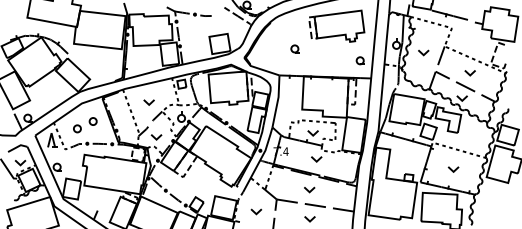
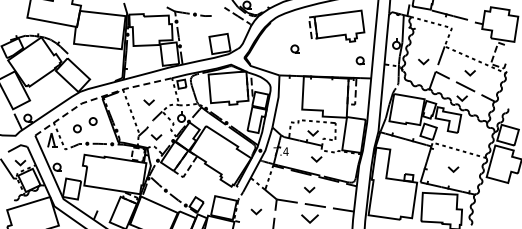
part position: (423, 52) -> (423, 61) (423, 61)
line: solid -> dashed (99, 97)
part size: 12x7 px -> 18x10 px (309, 218)
